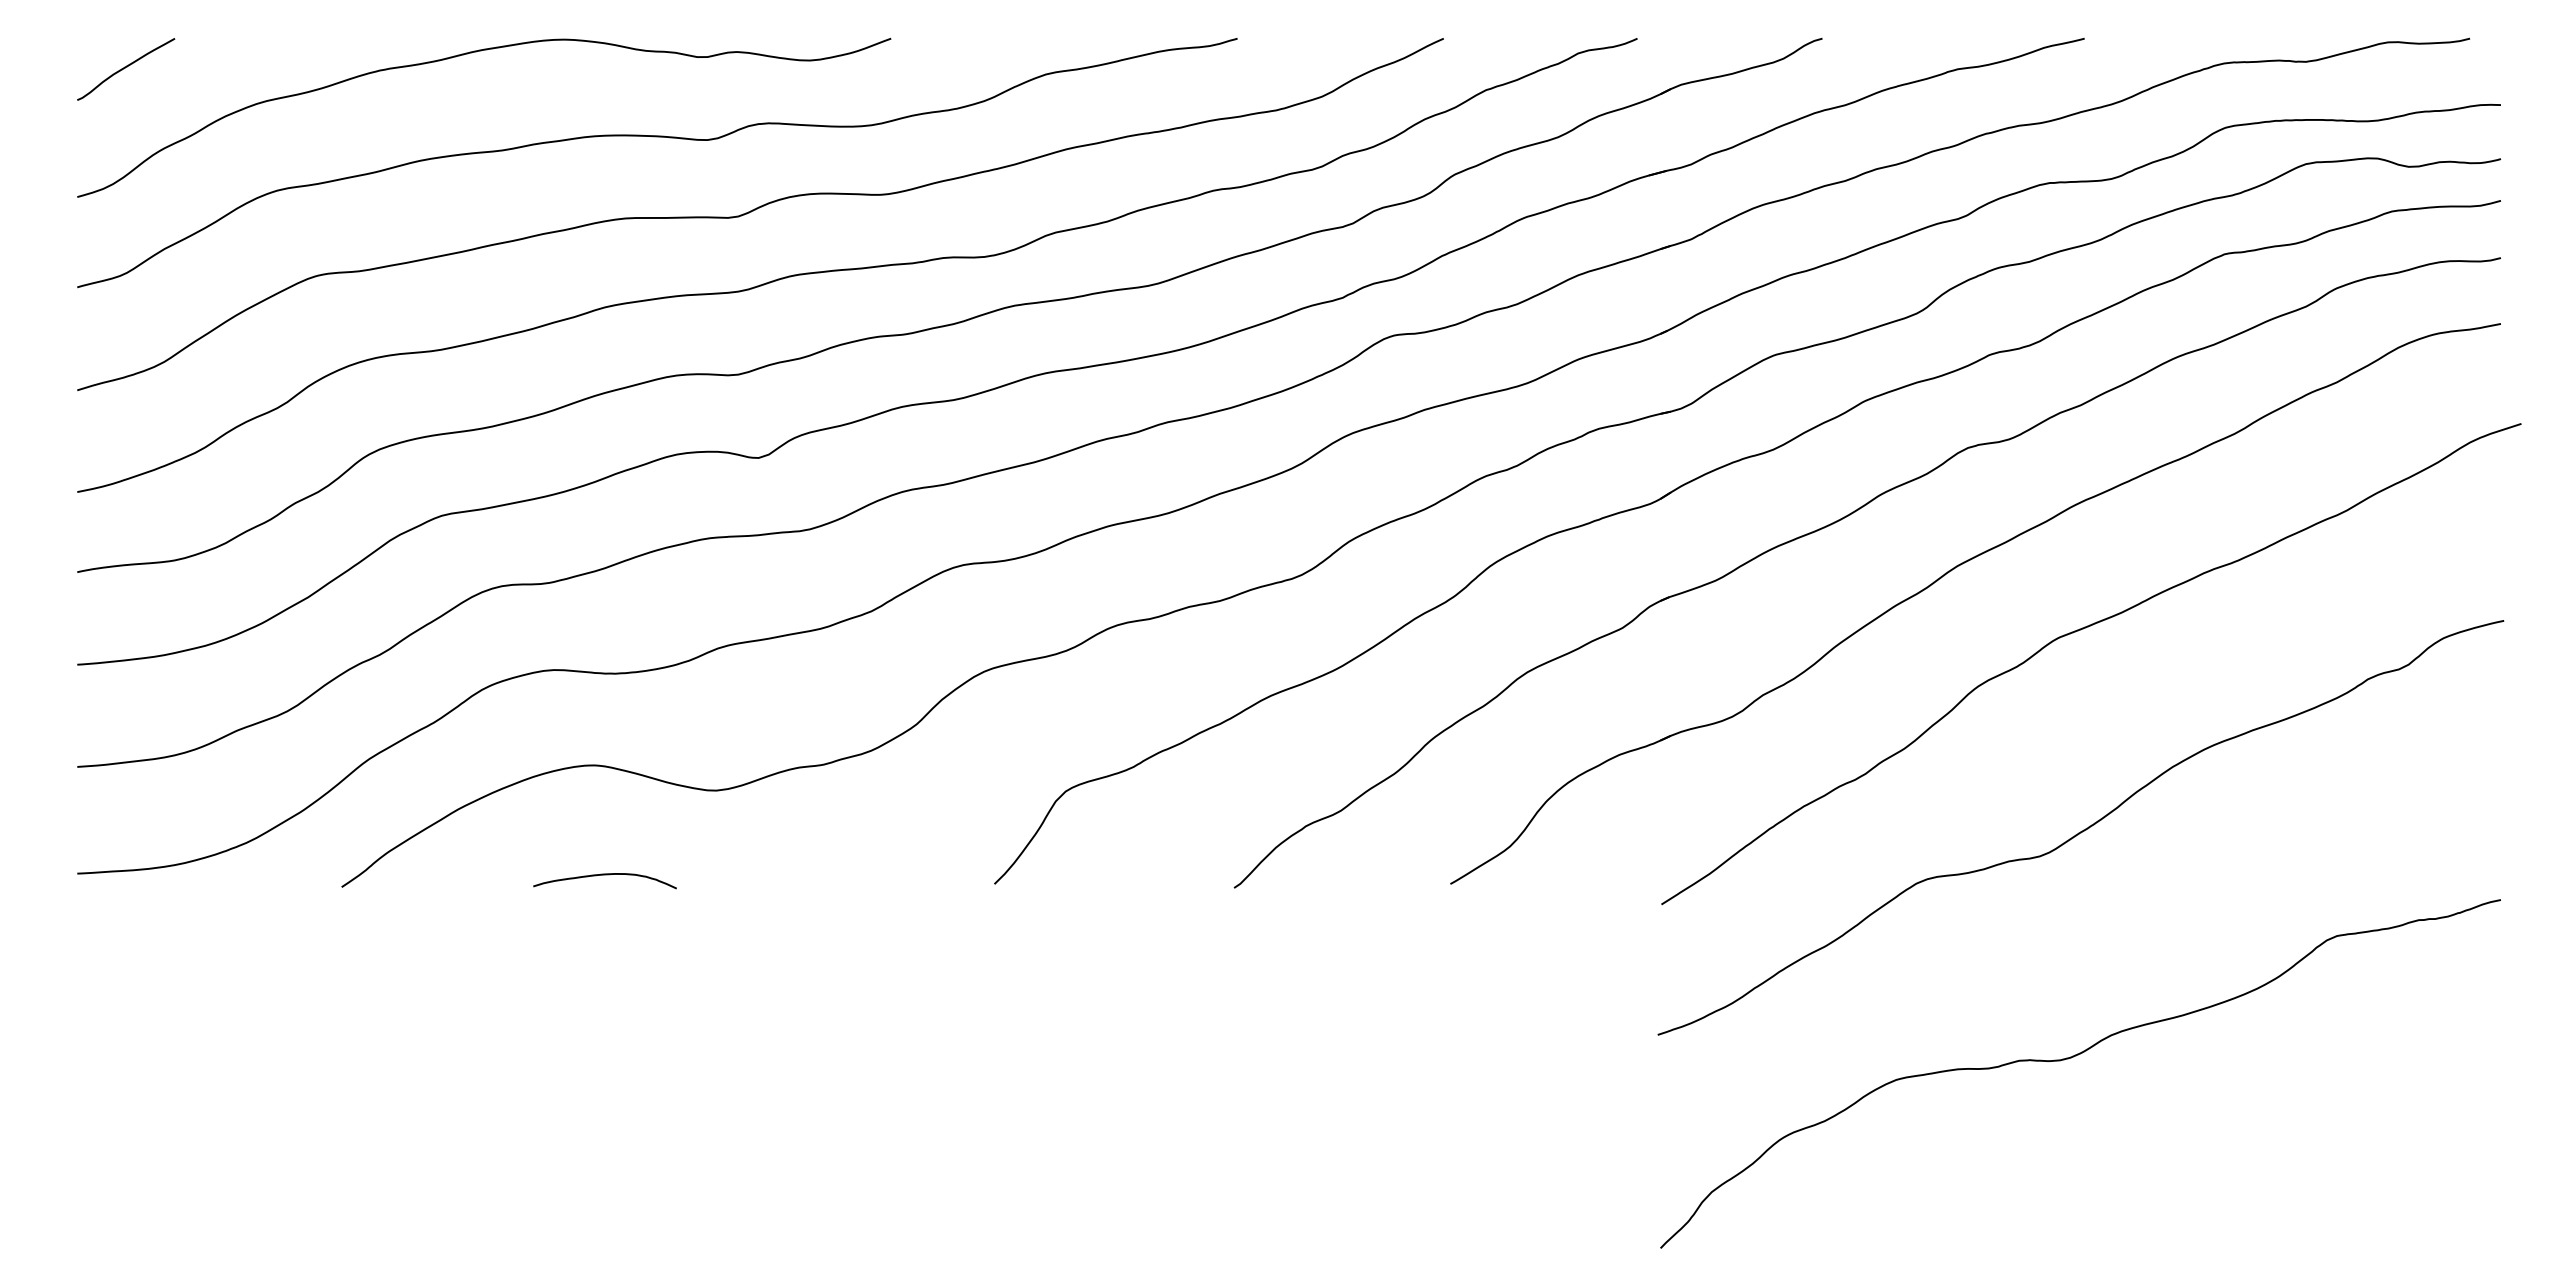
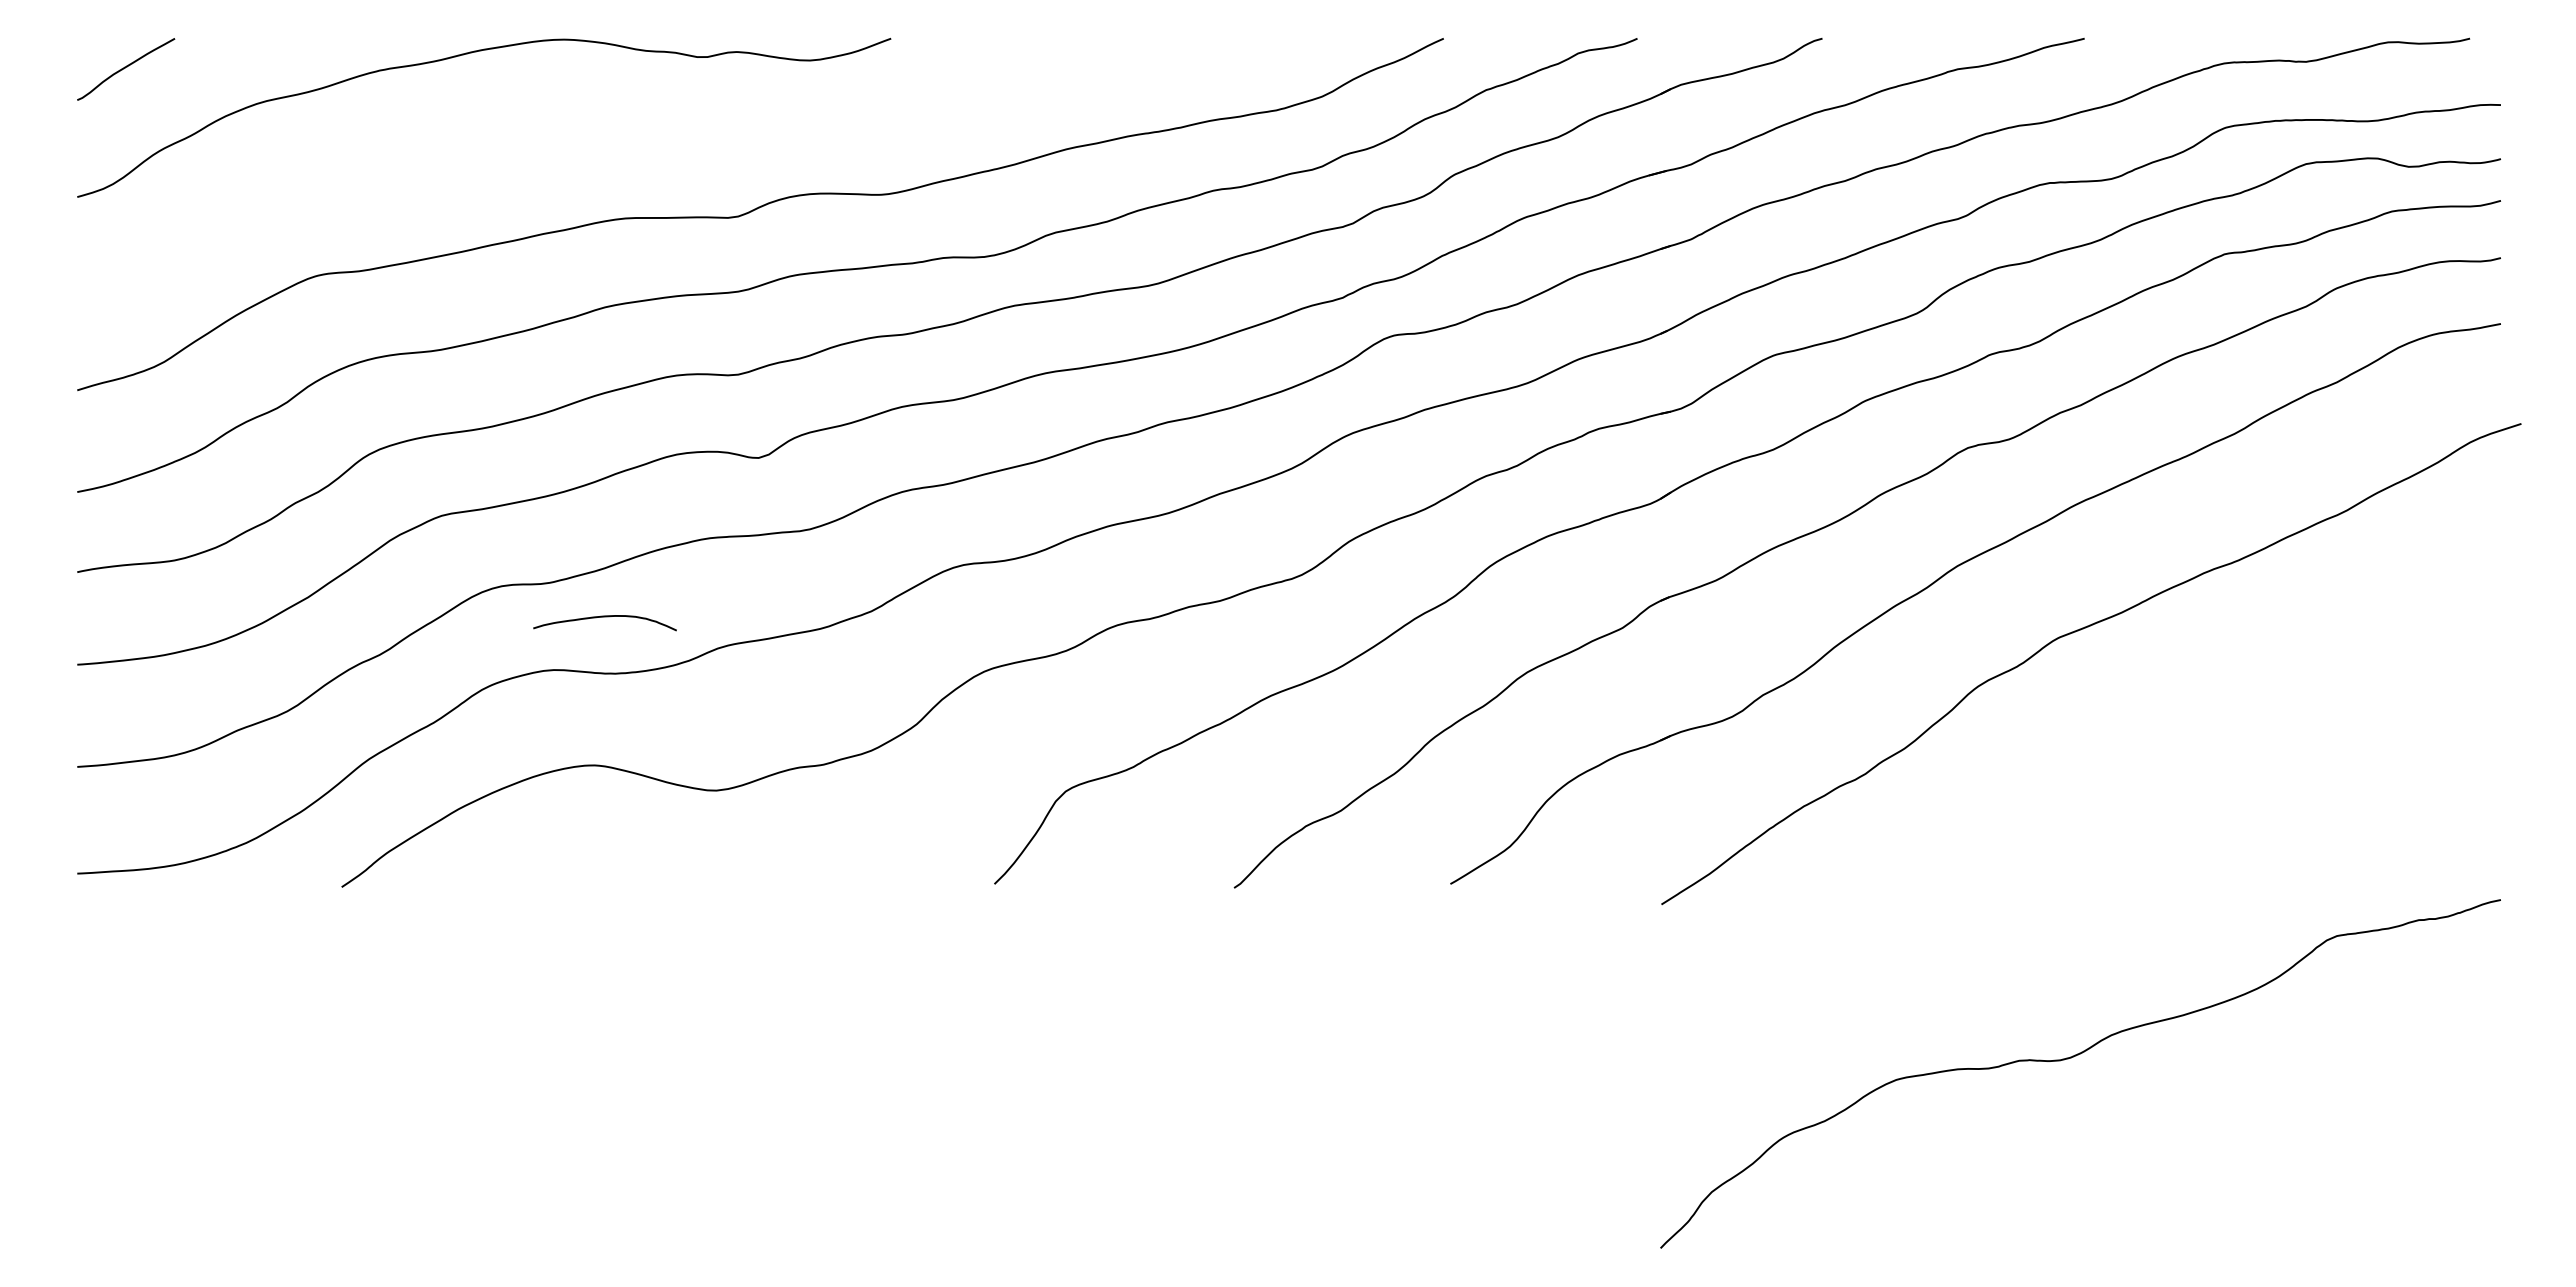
curve: present -> none (657, 137)
curve: present -> none (2083, 829)
curve position: (604, 875) -> (604, 617) (604, 617)
